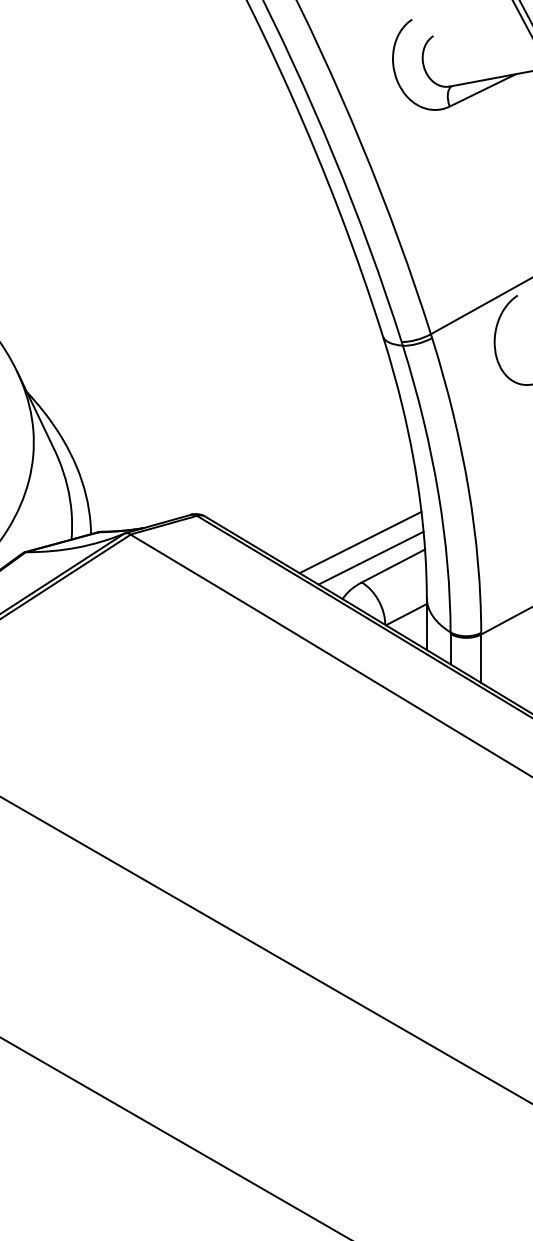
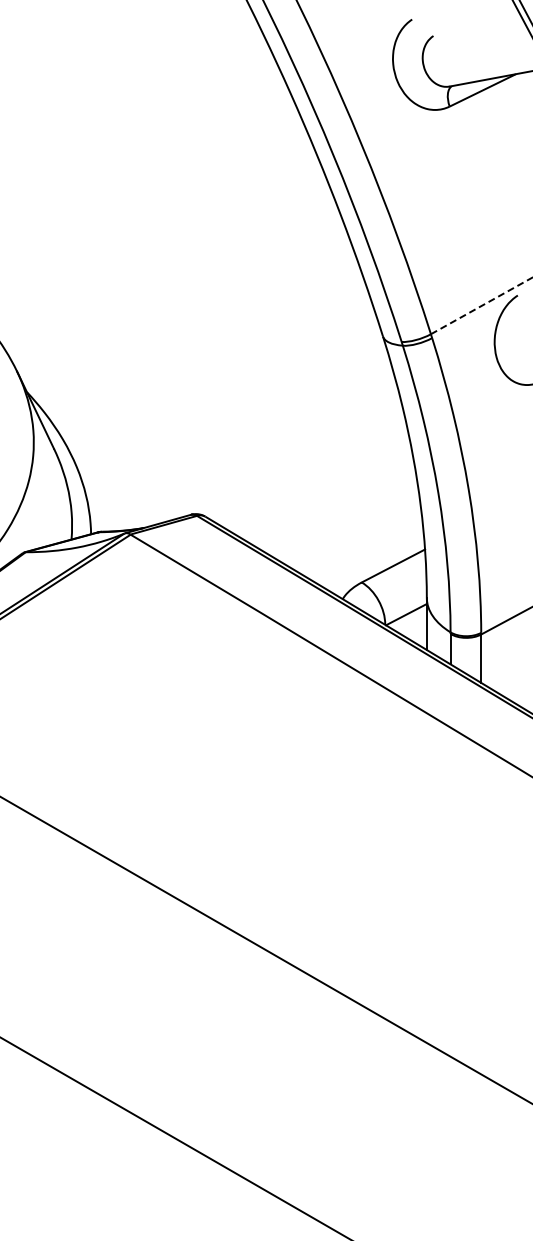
line: solid -> dashed (482, 305)
line: present -> none (360, 542)
line: present -> none (370, 557)
